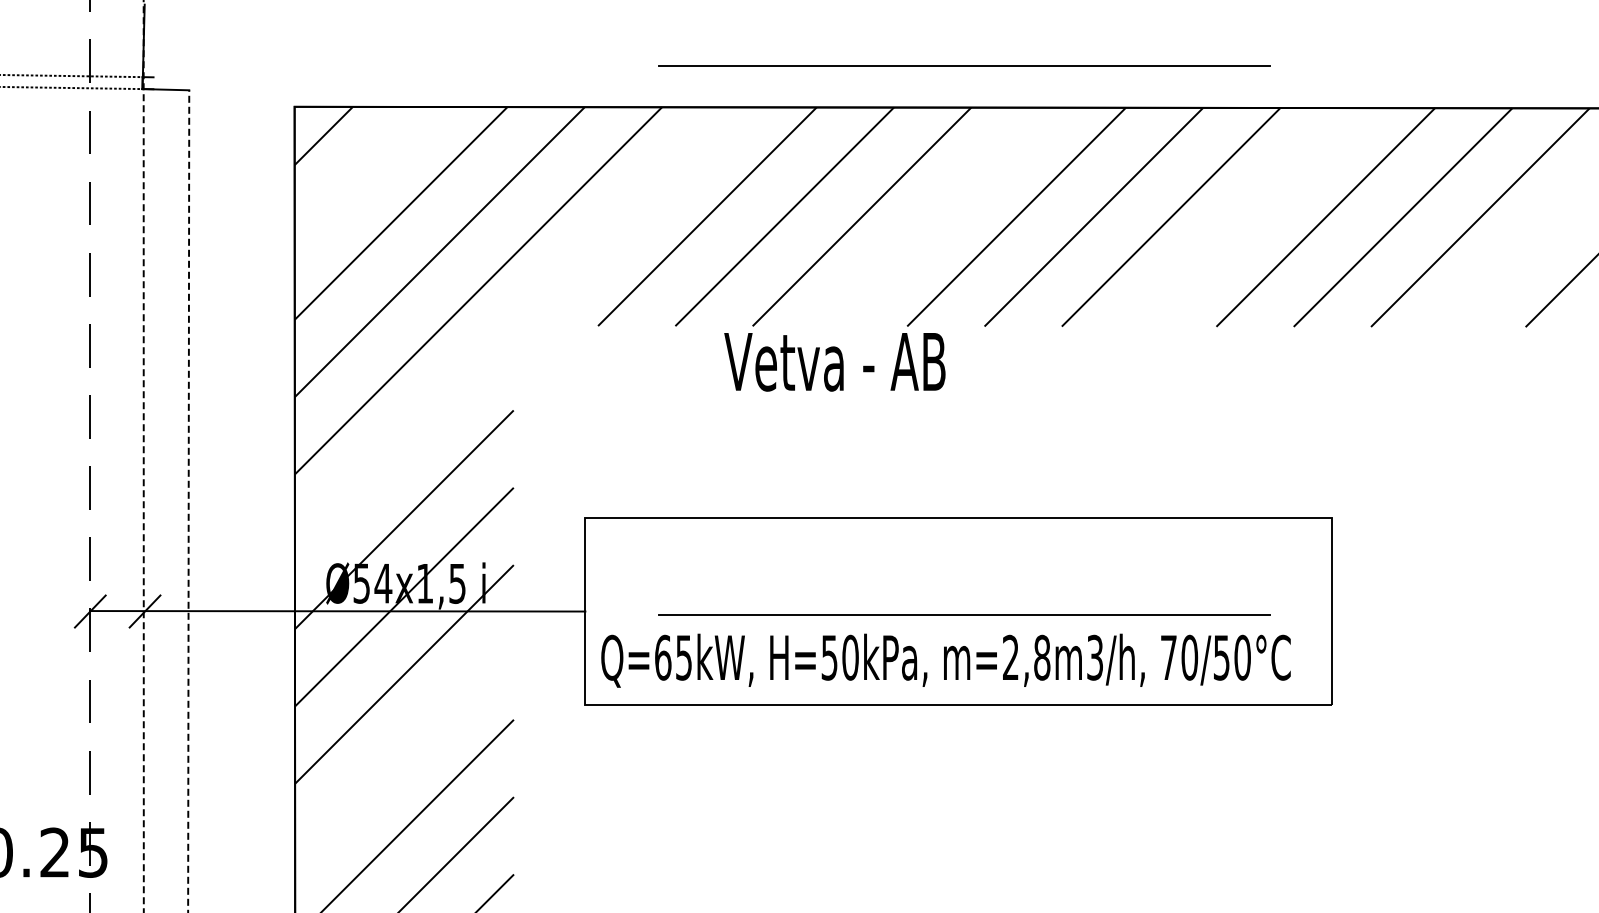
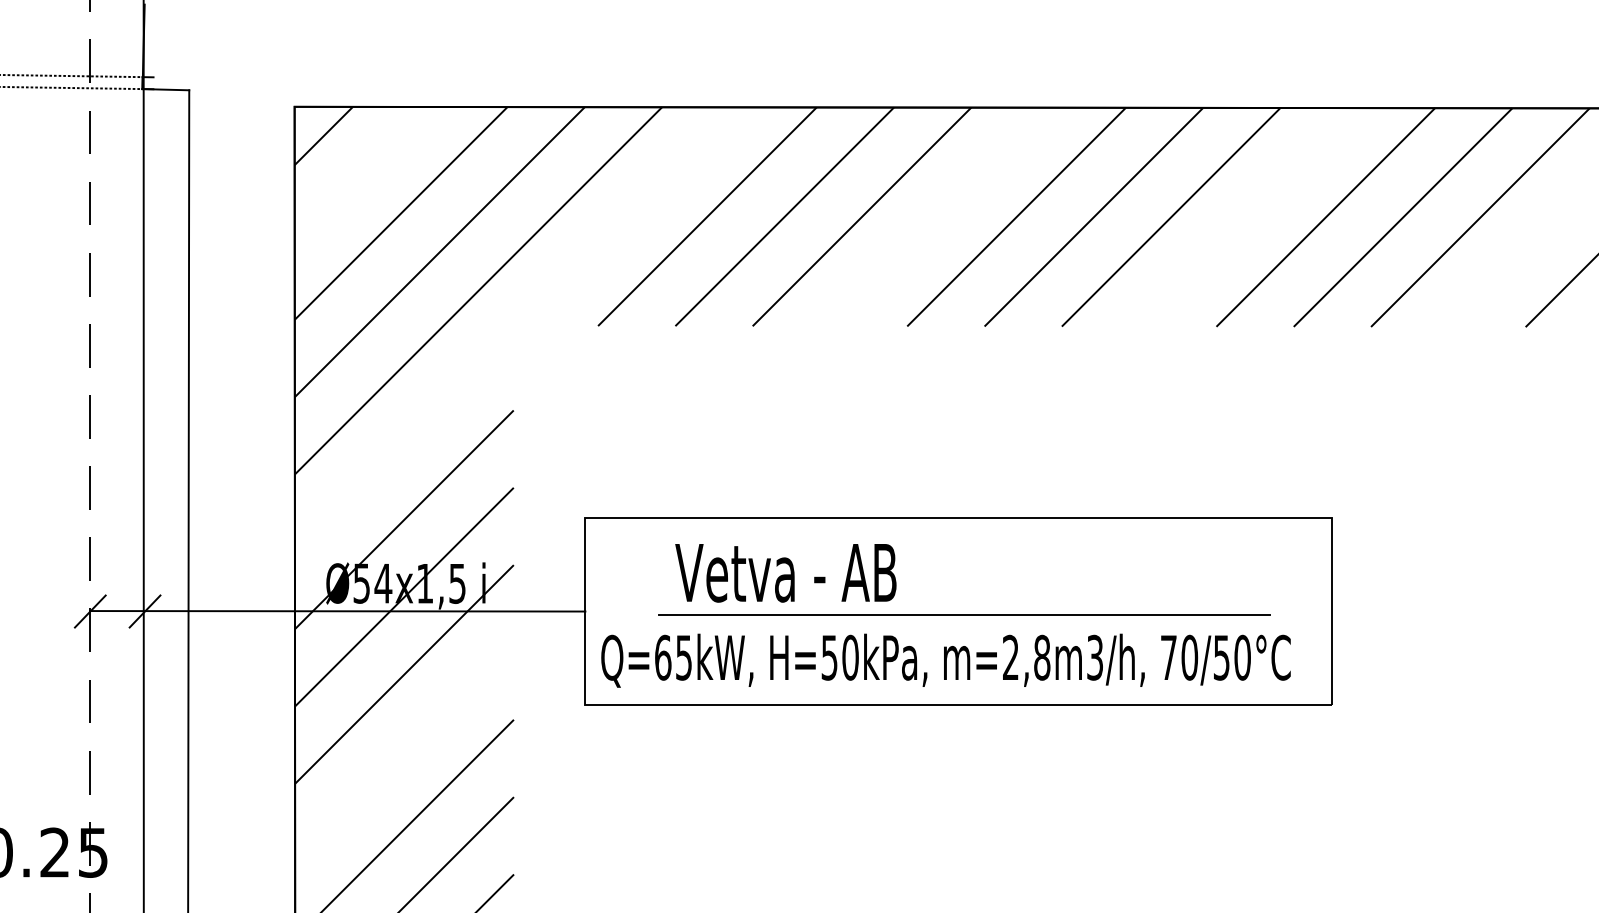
line: present -> none (964, 65)
text position: (834, 362) -> (785, 573) (785, 573)
line: dashed -> solid (143, 456)
line: dashed -> solid (188, 501)
